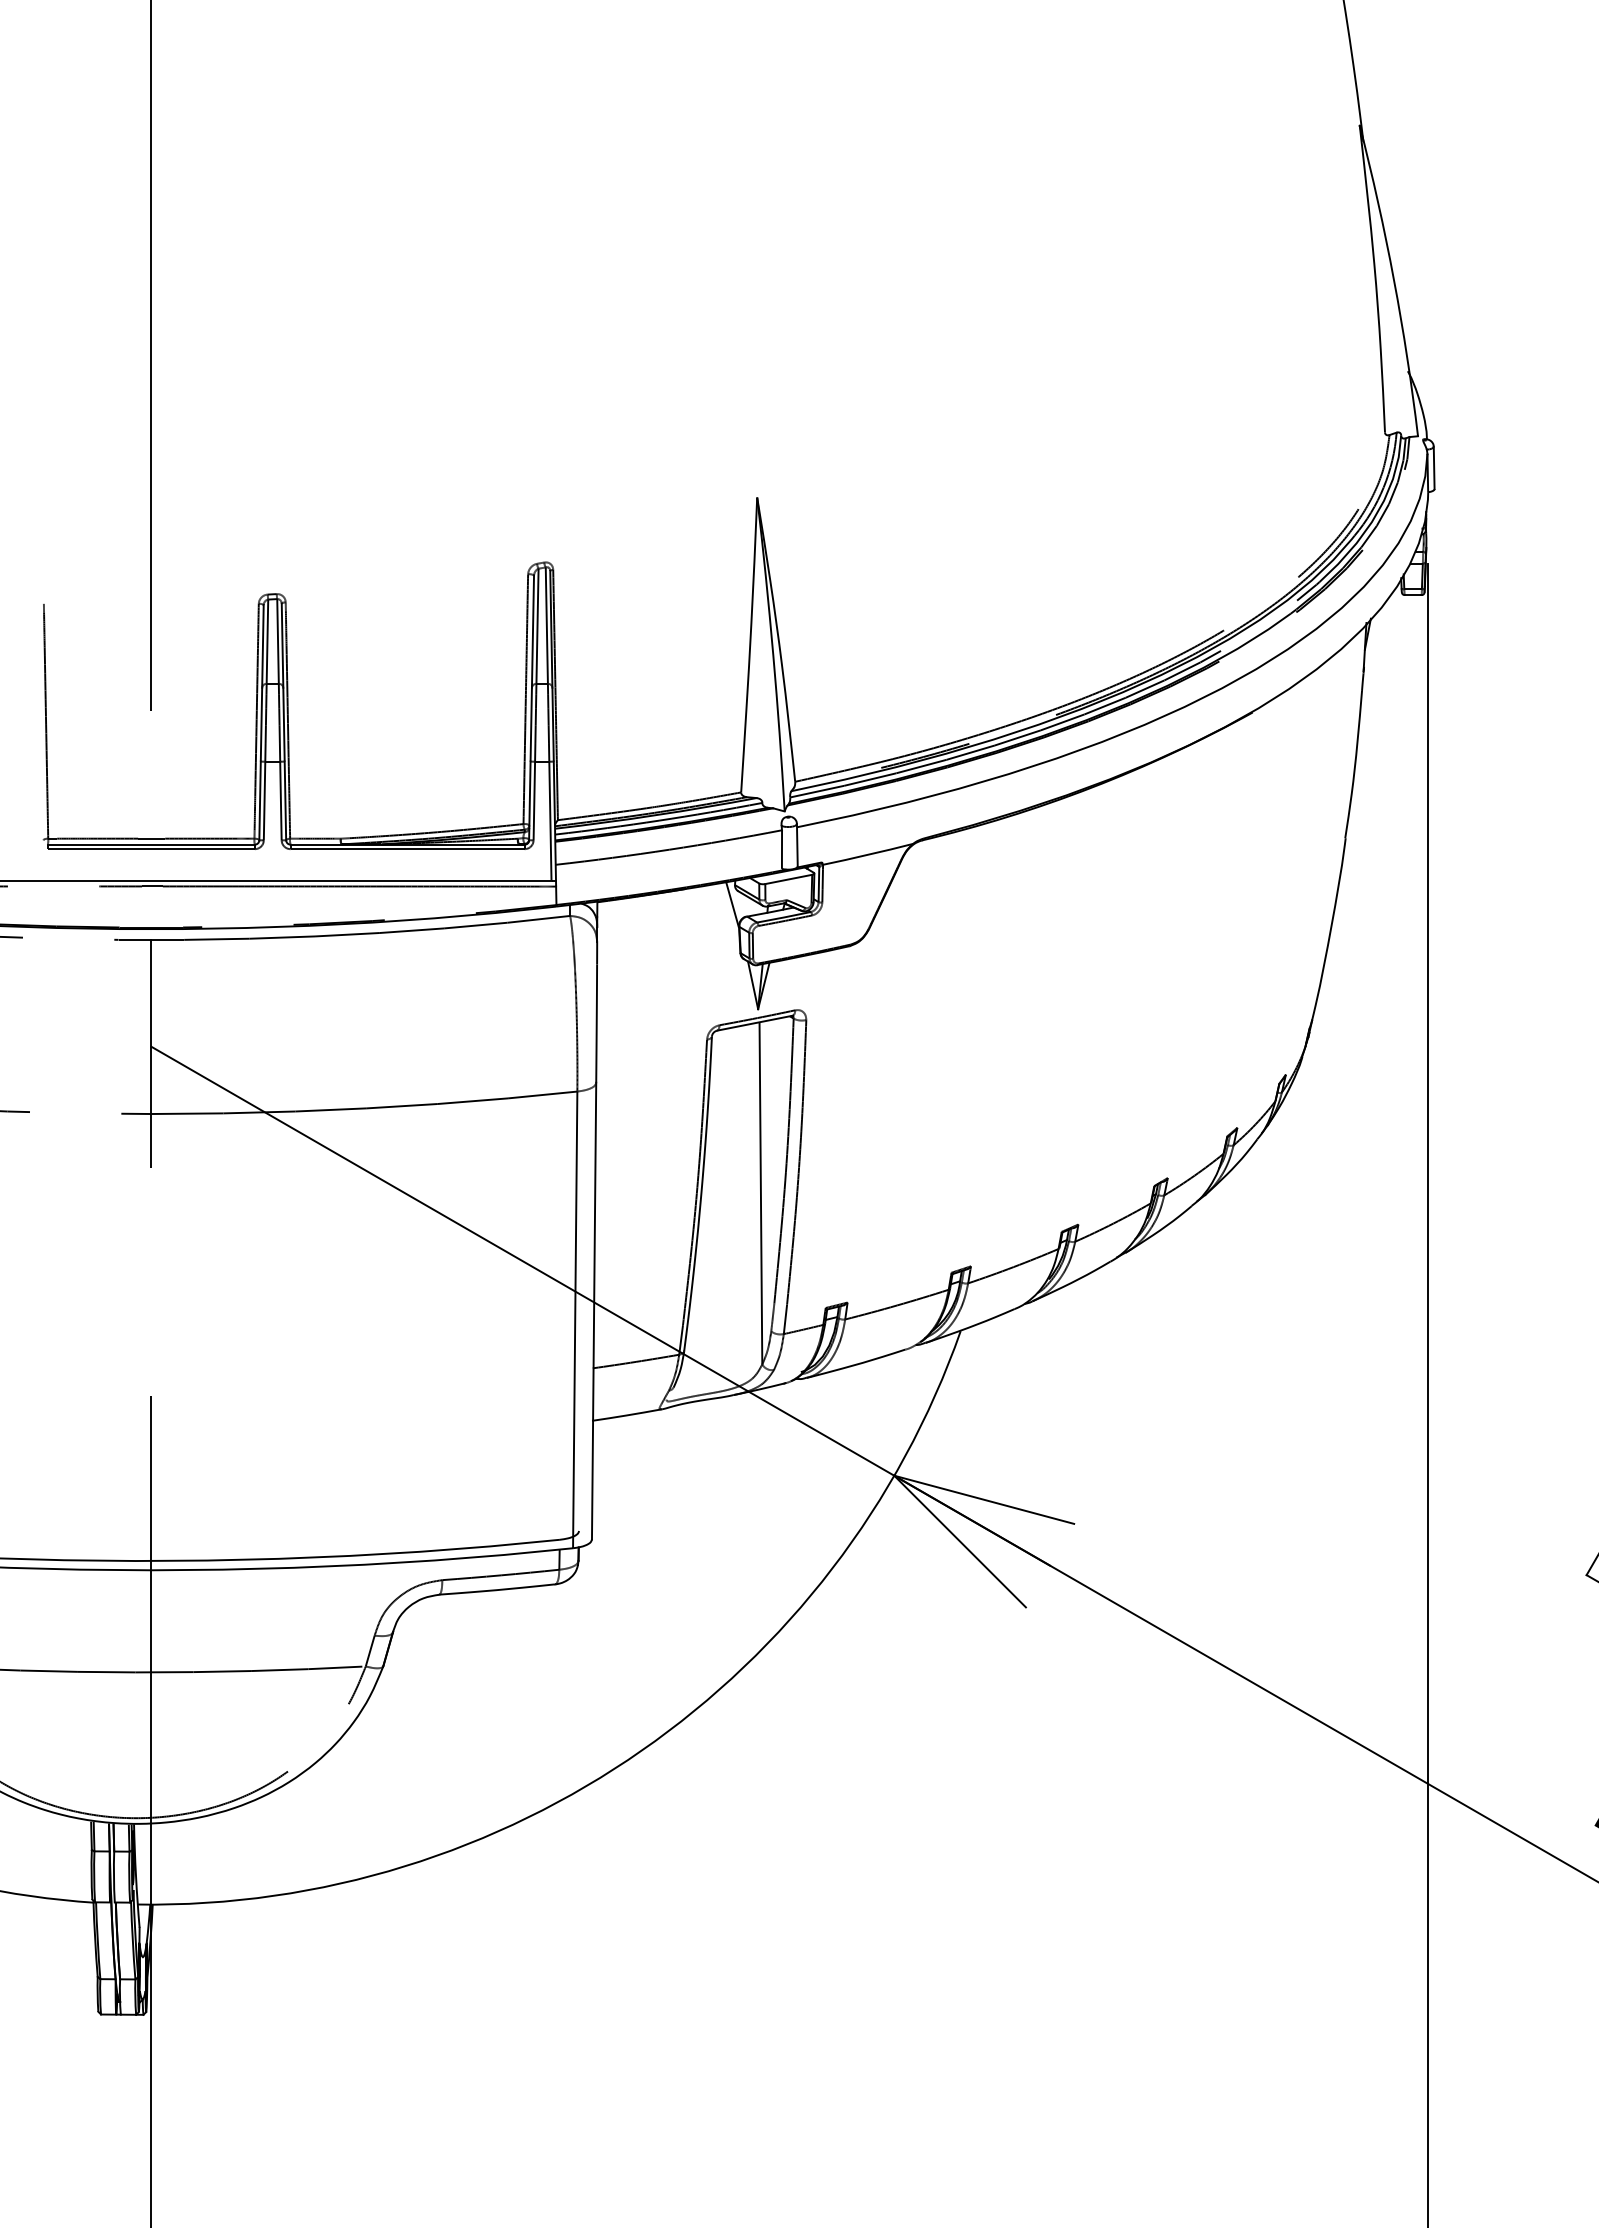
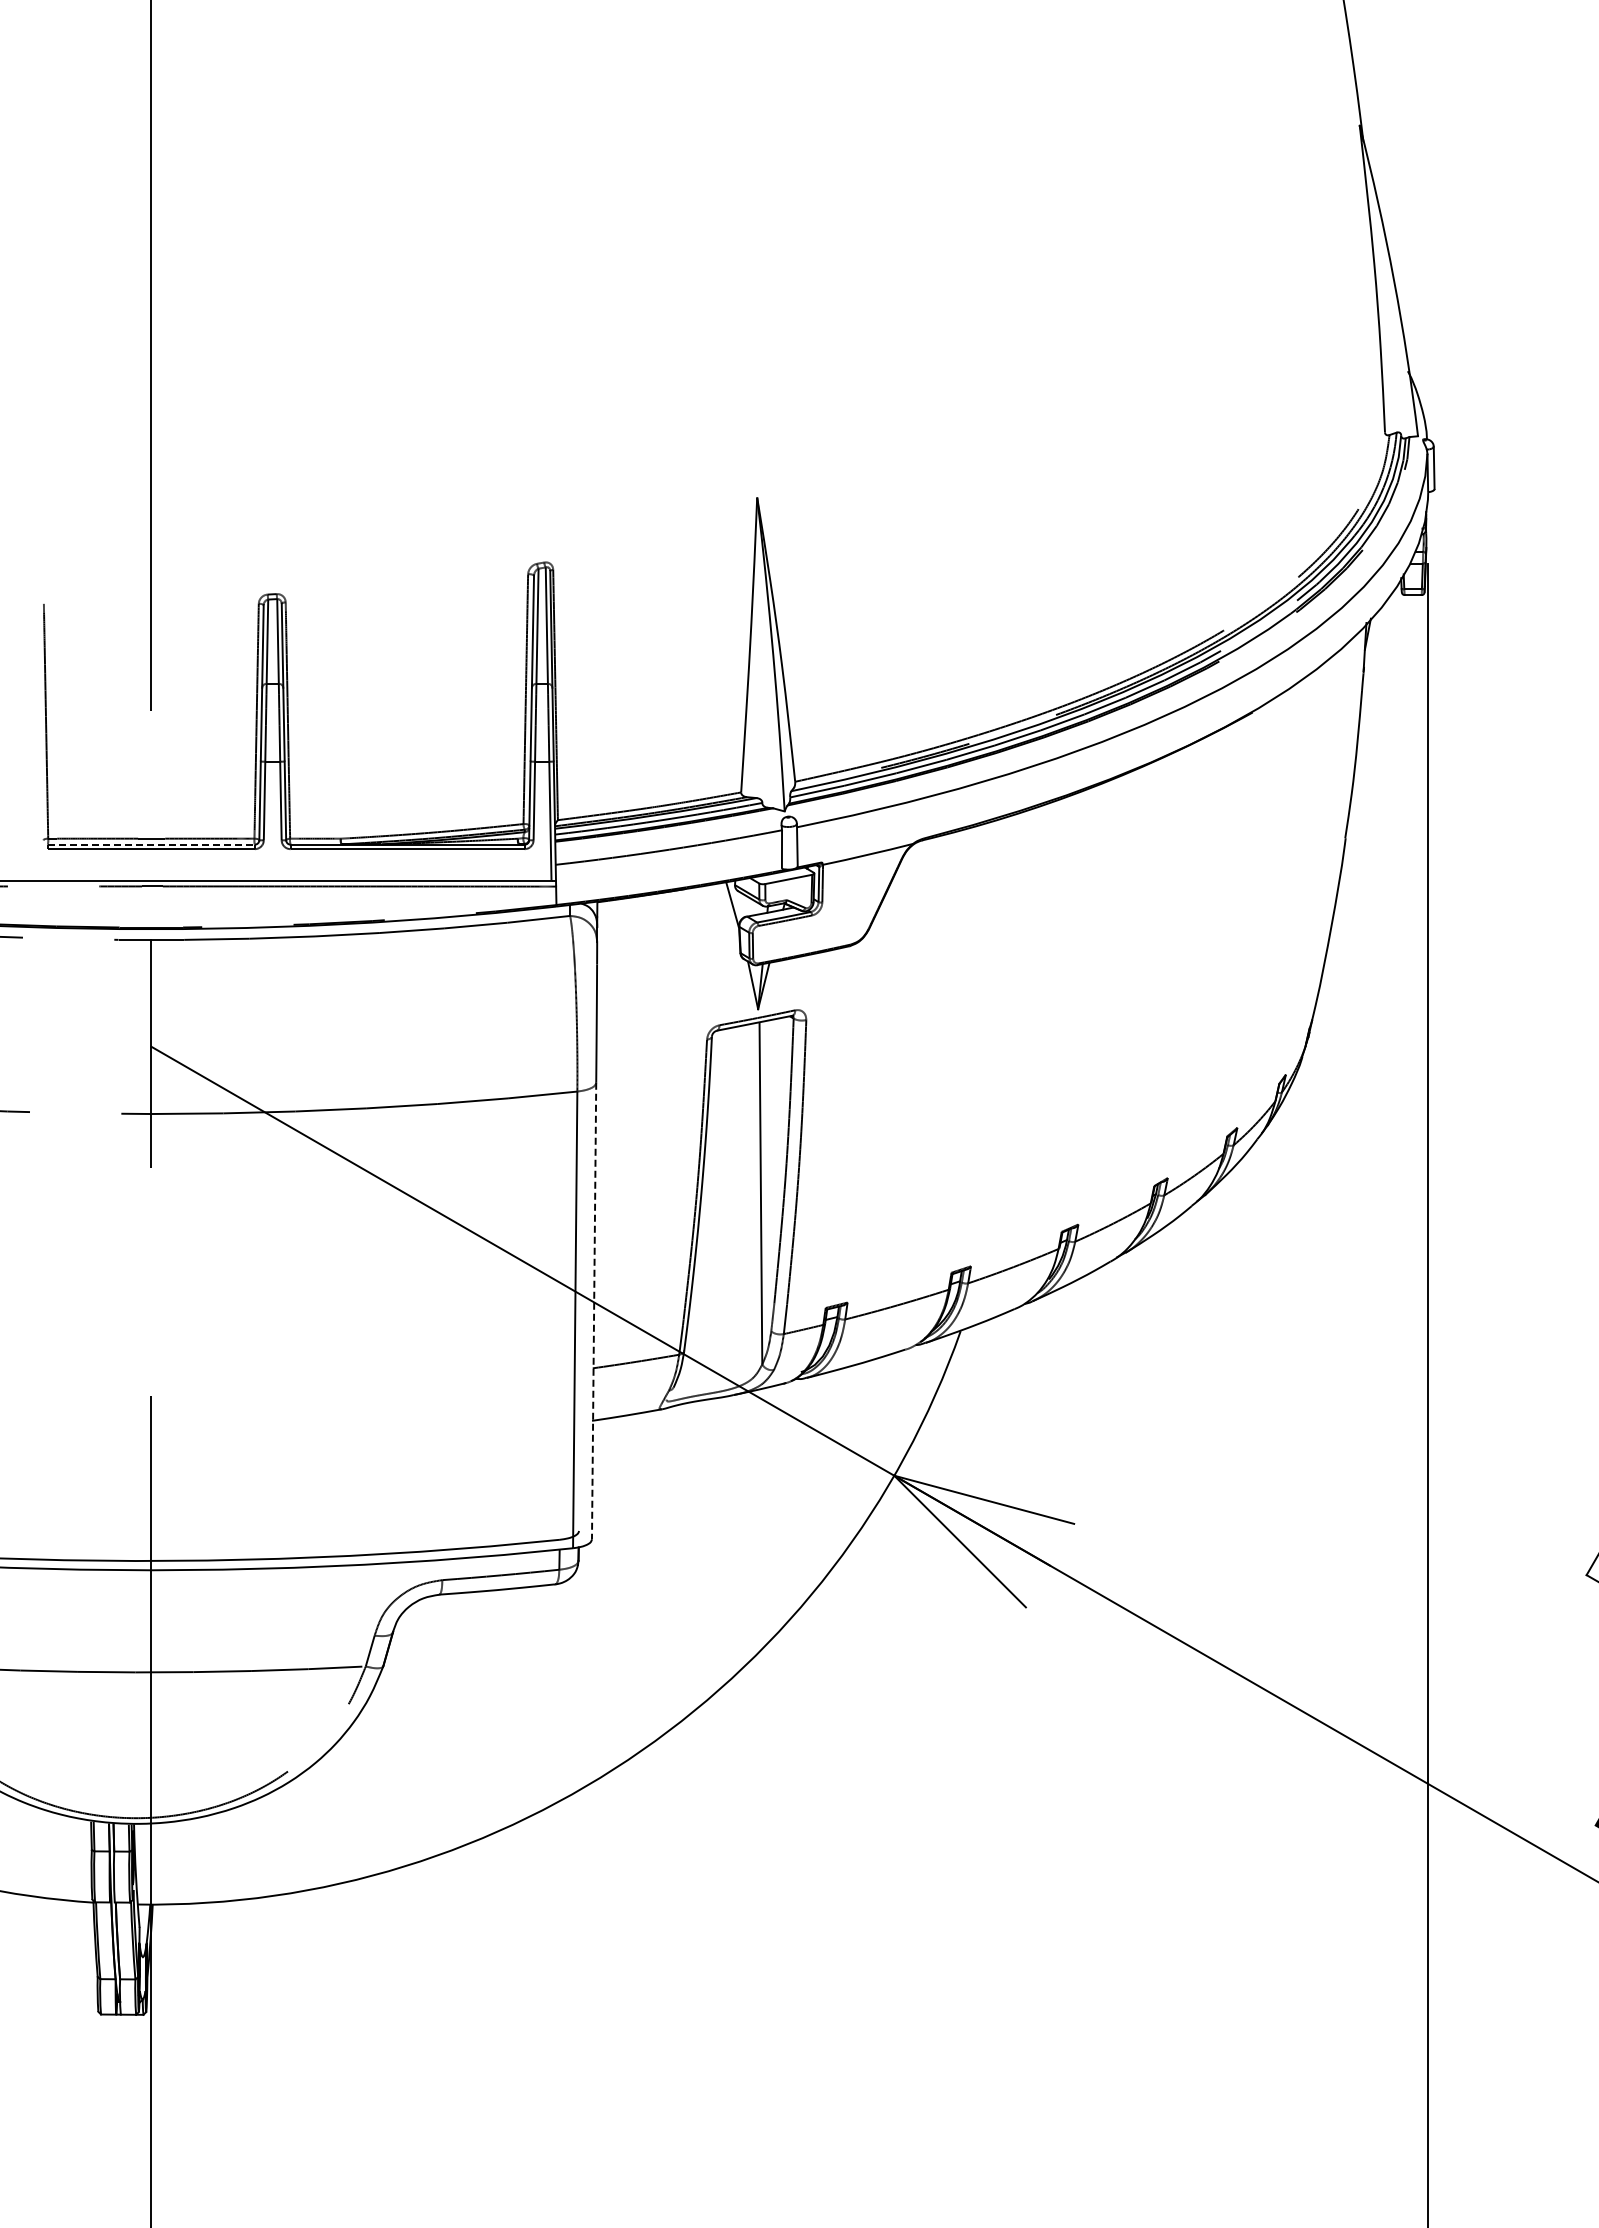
line: solid -> dashed (151, 844)
line: solid -> dashed (594, 1311)
